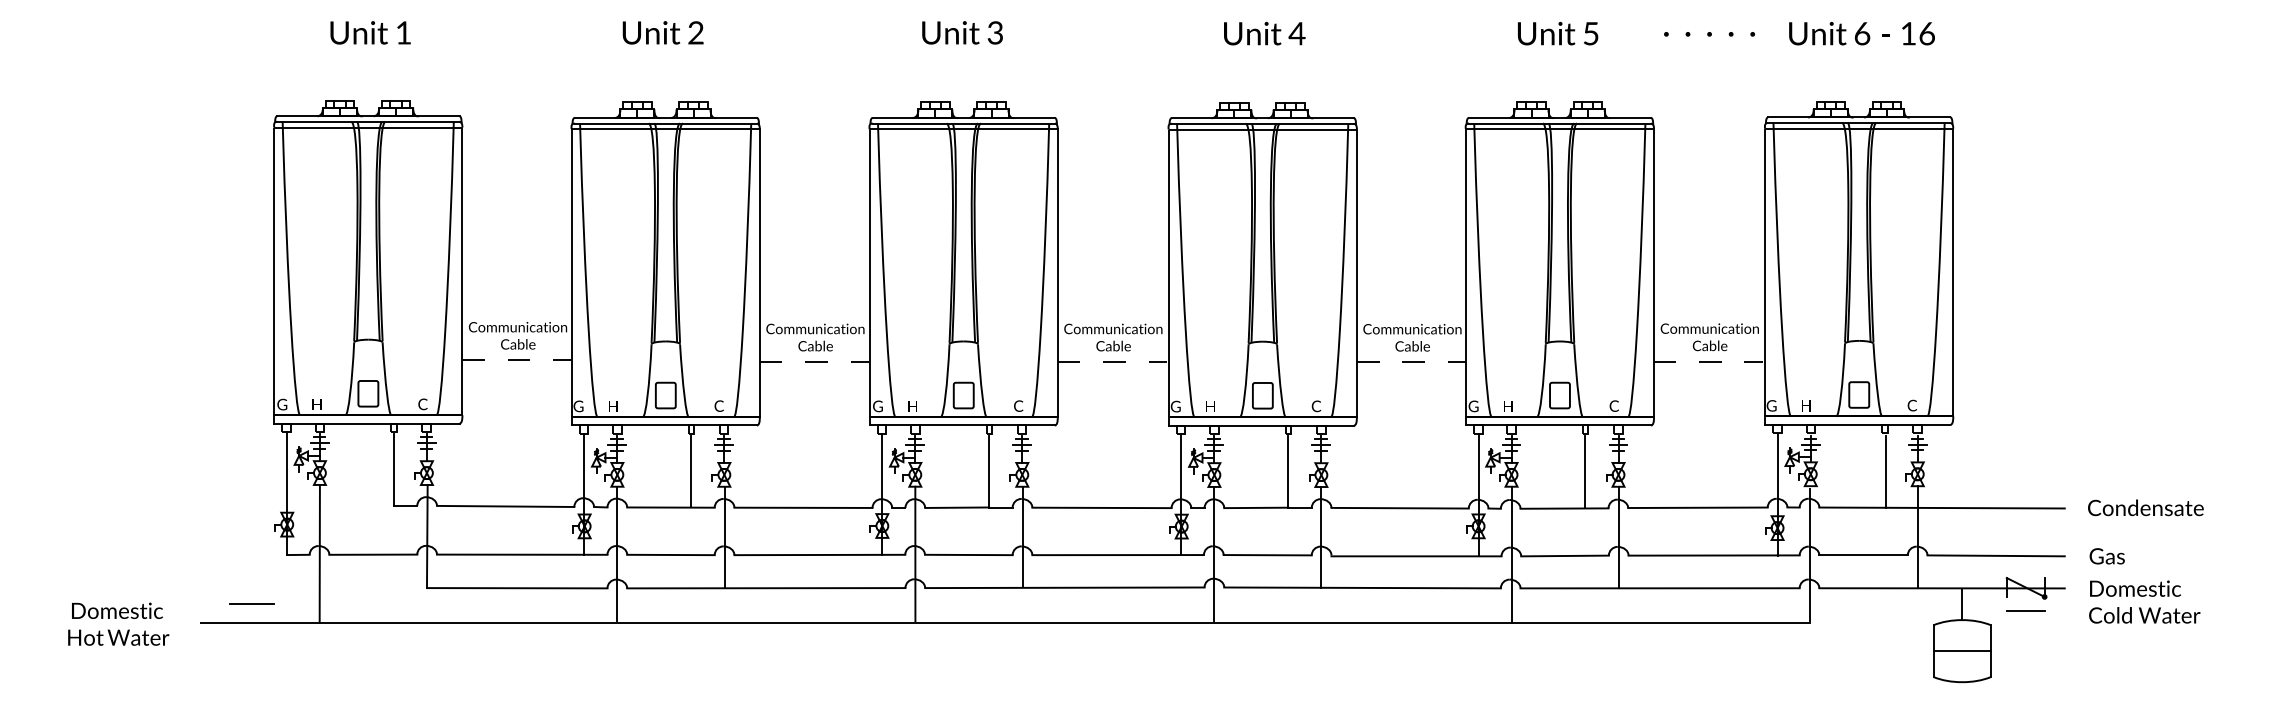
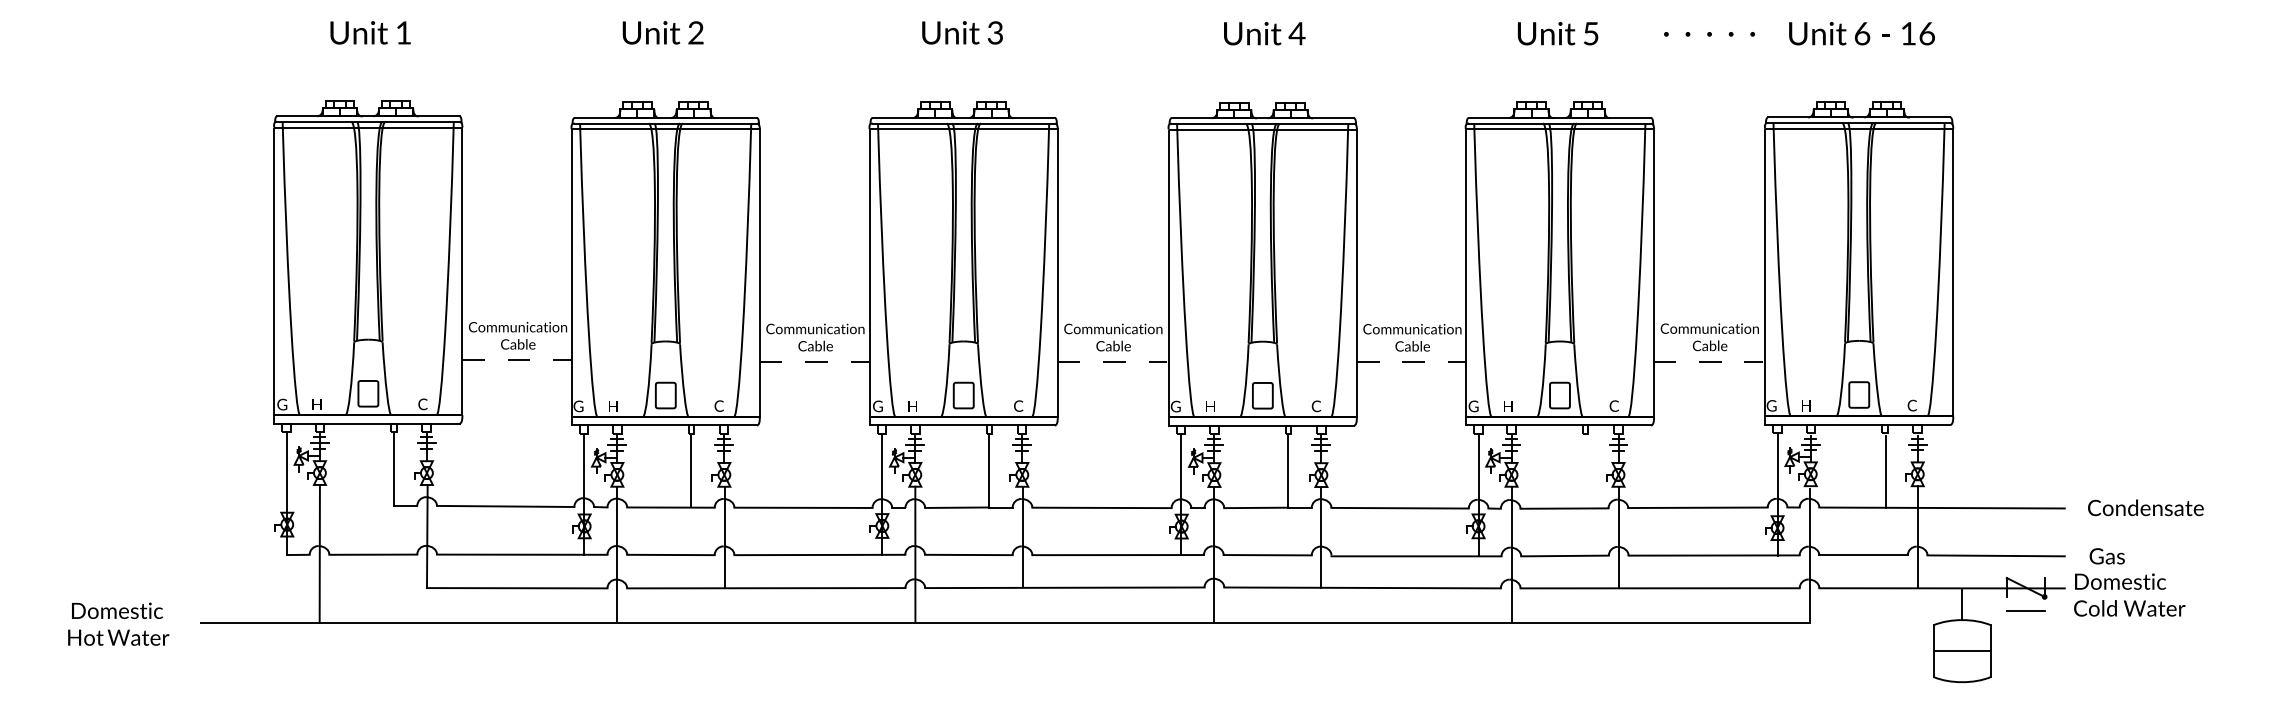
line: present -> none (1585, 471)
text position: (2144, 601) -> (2129, 594) (2129, 594)
line: present -> none (251, 603)
